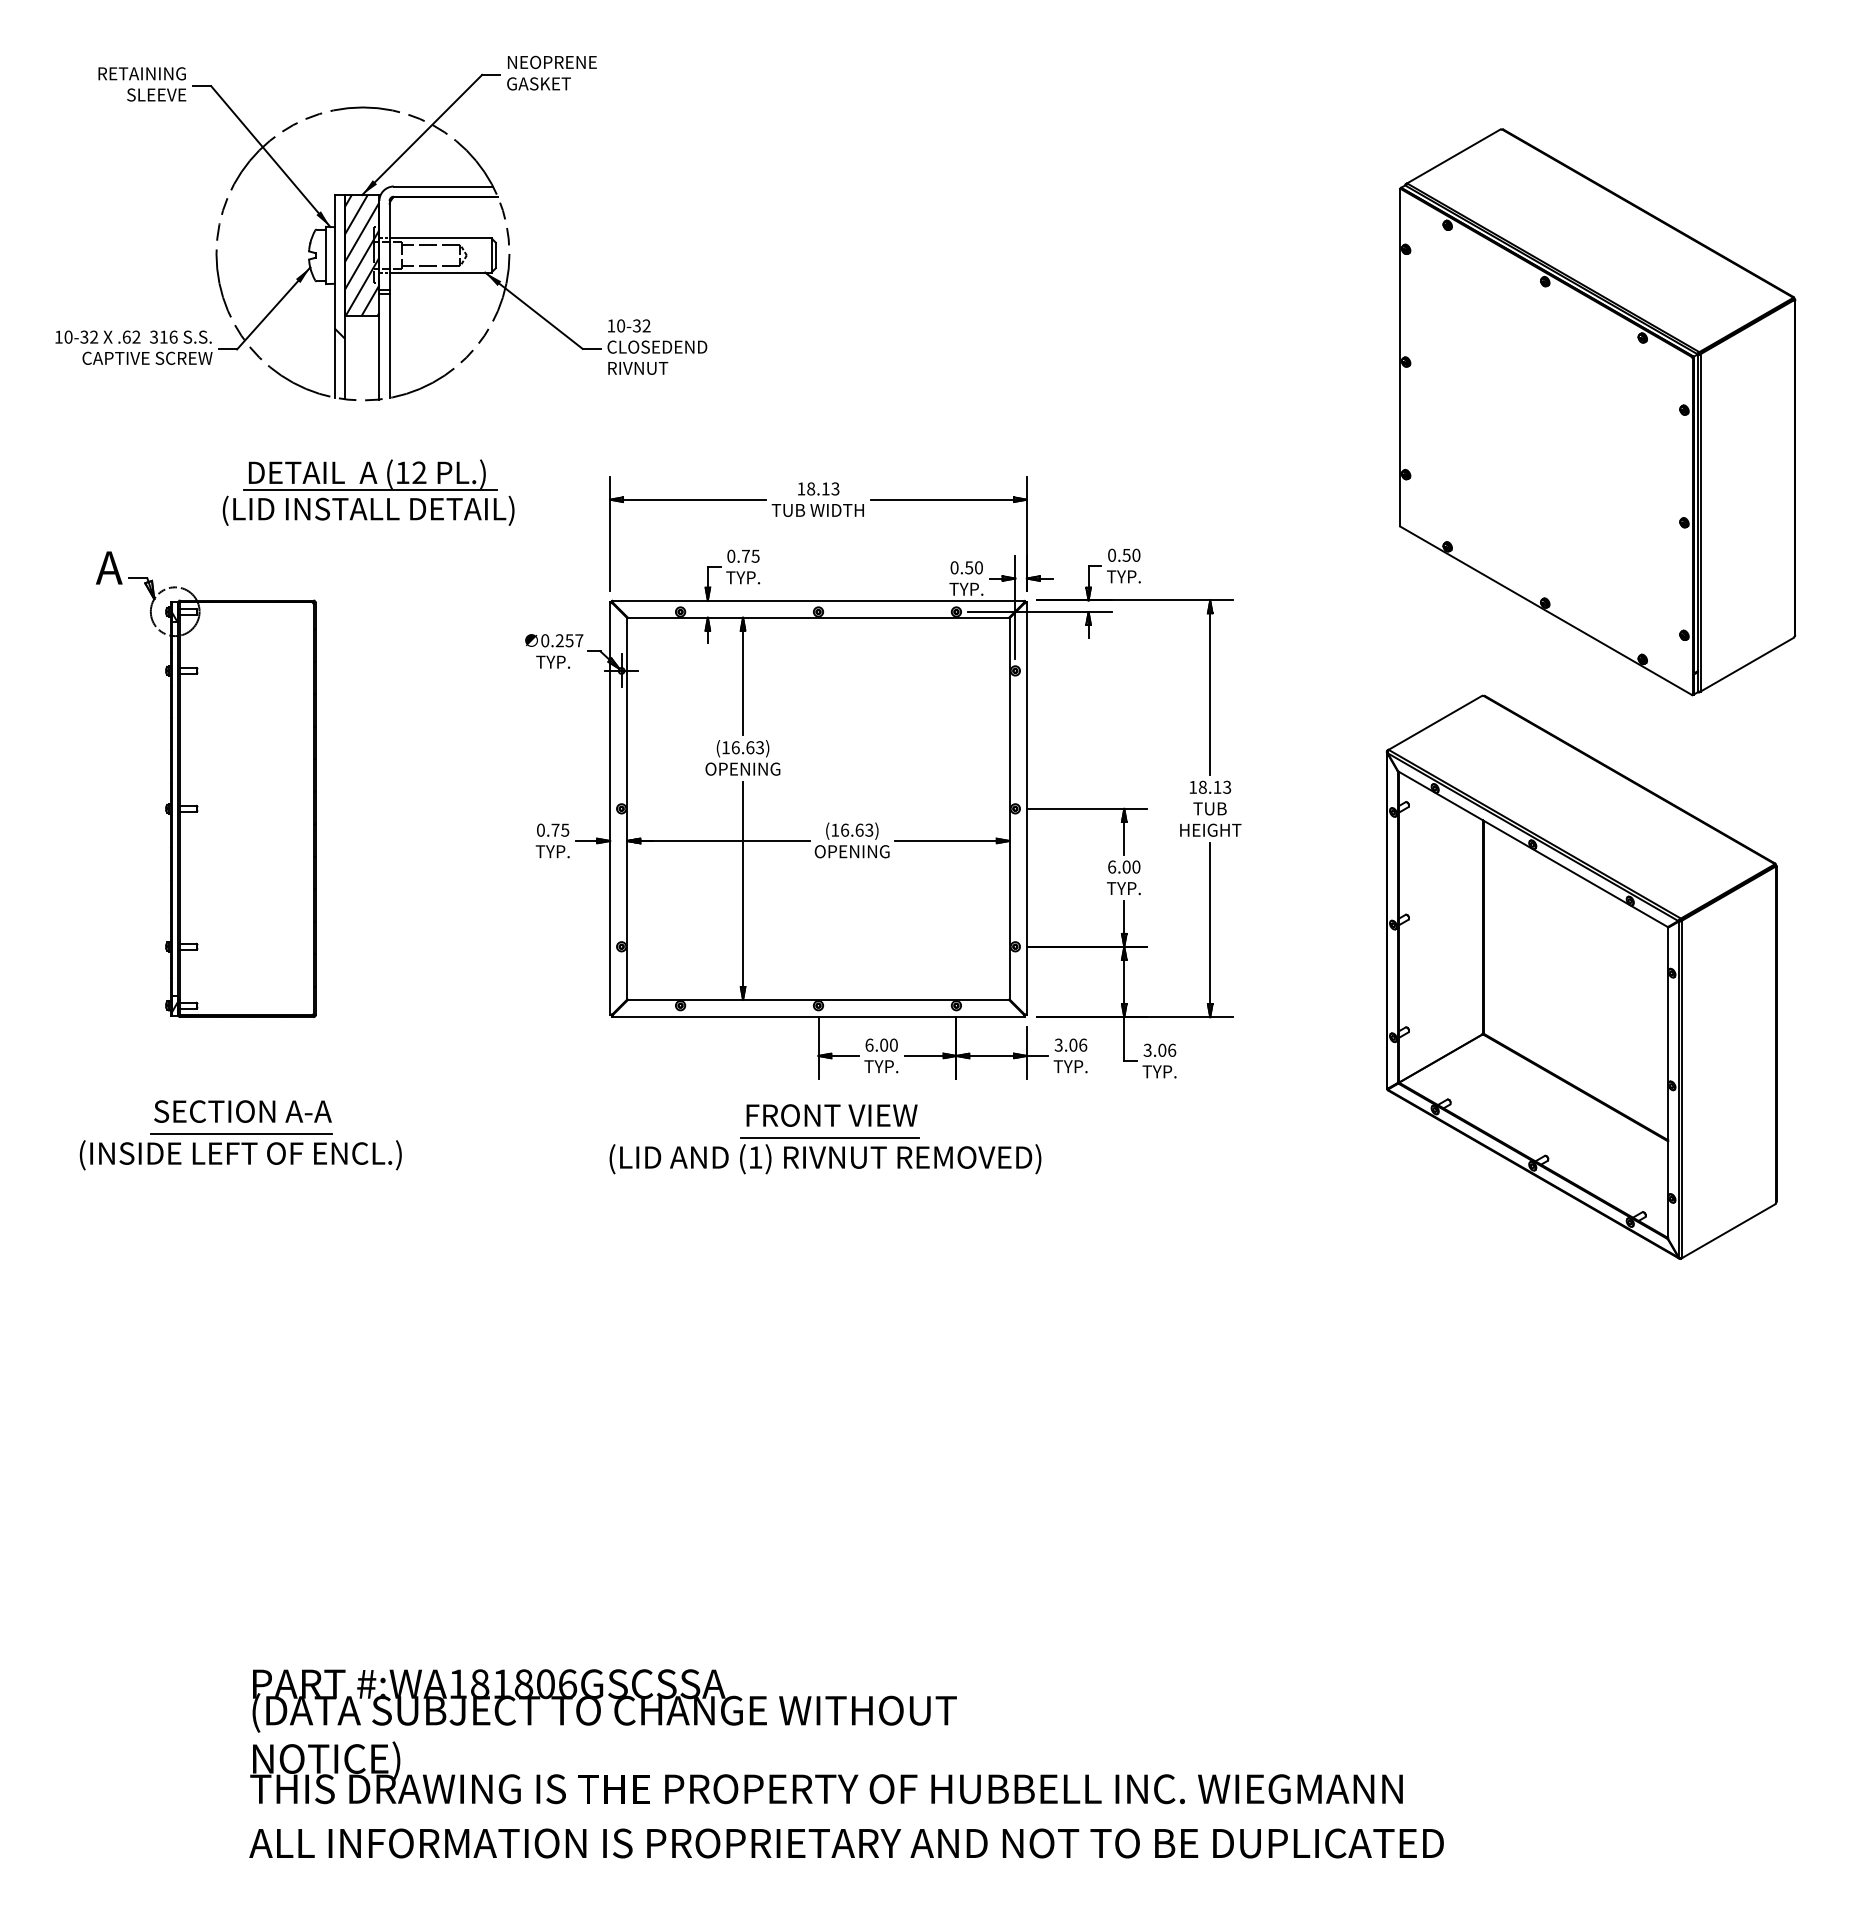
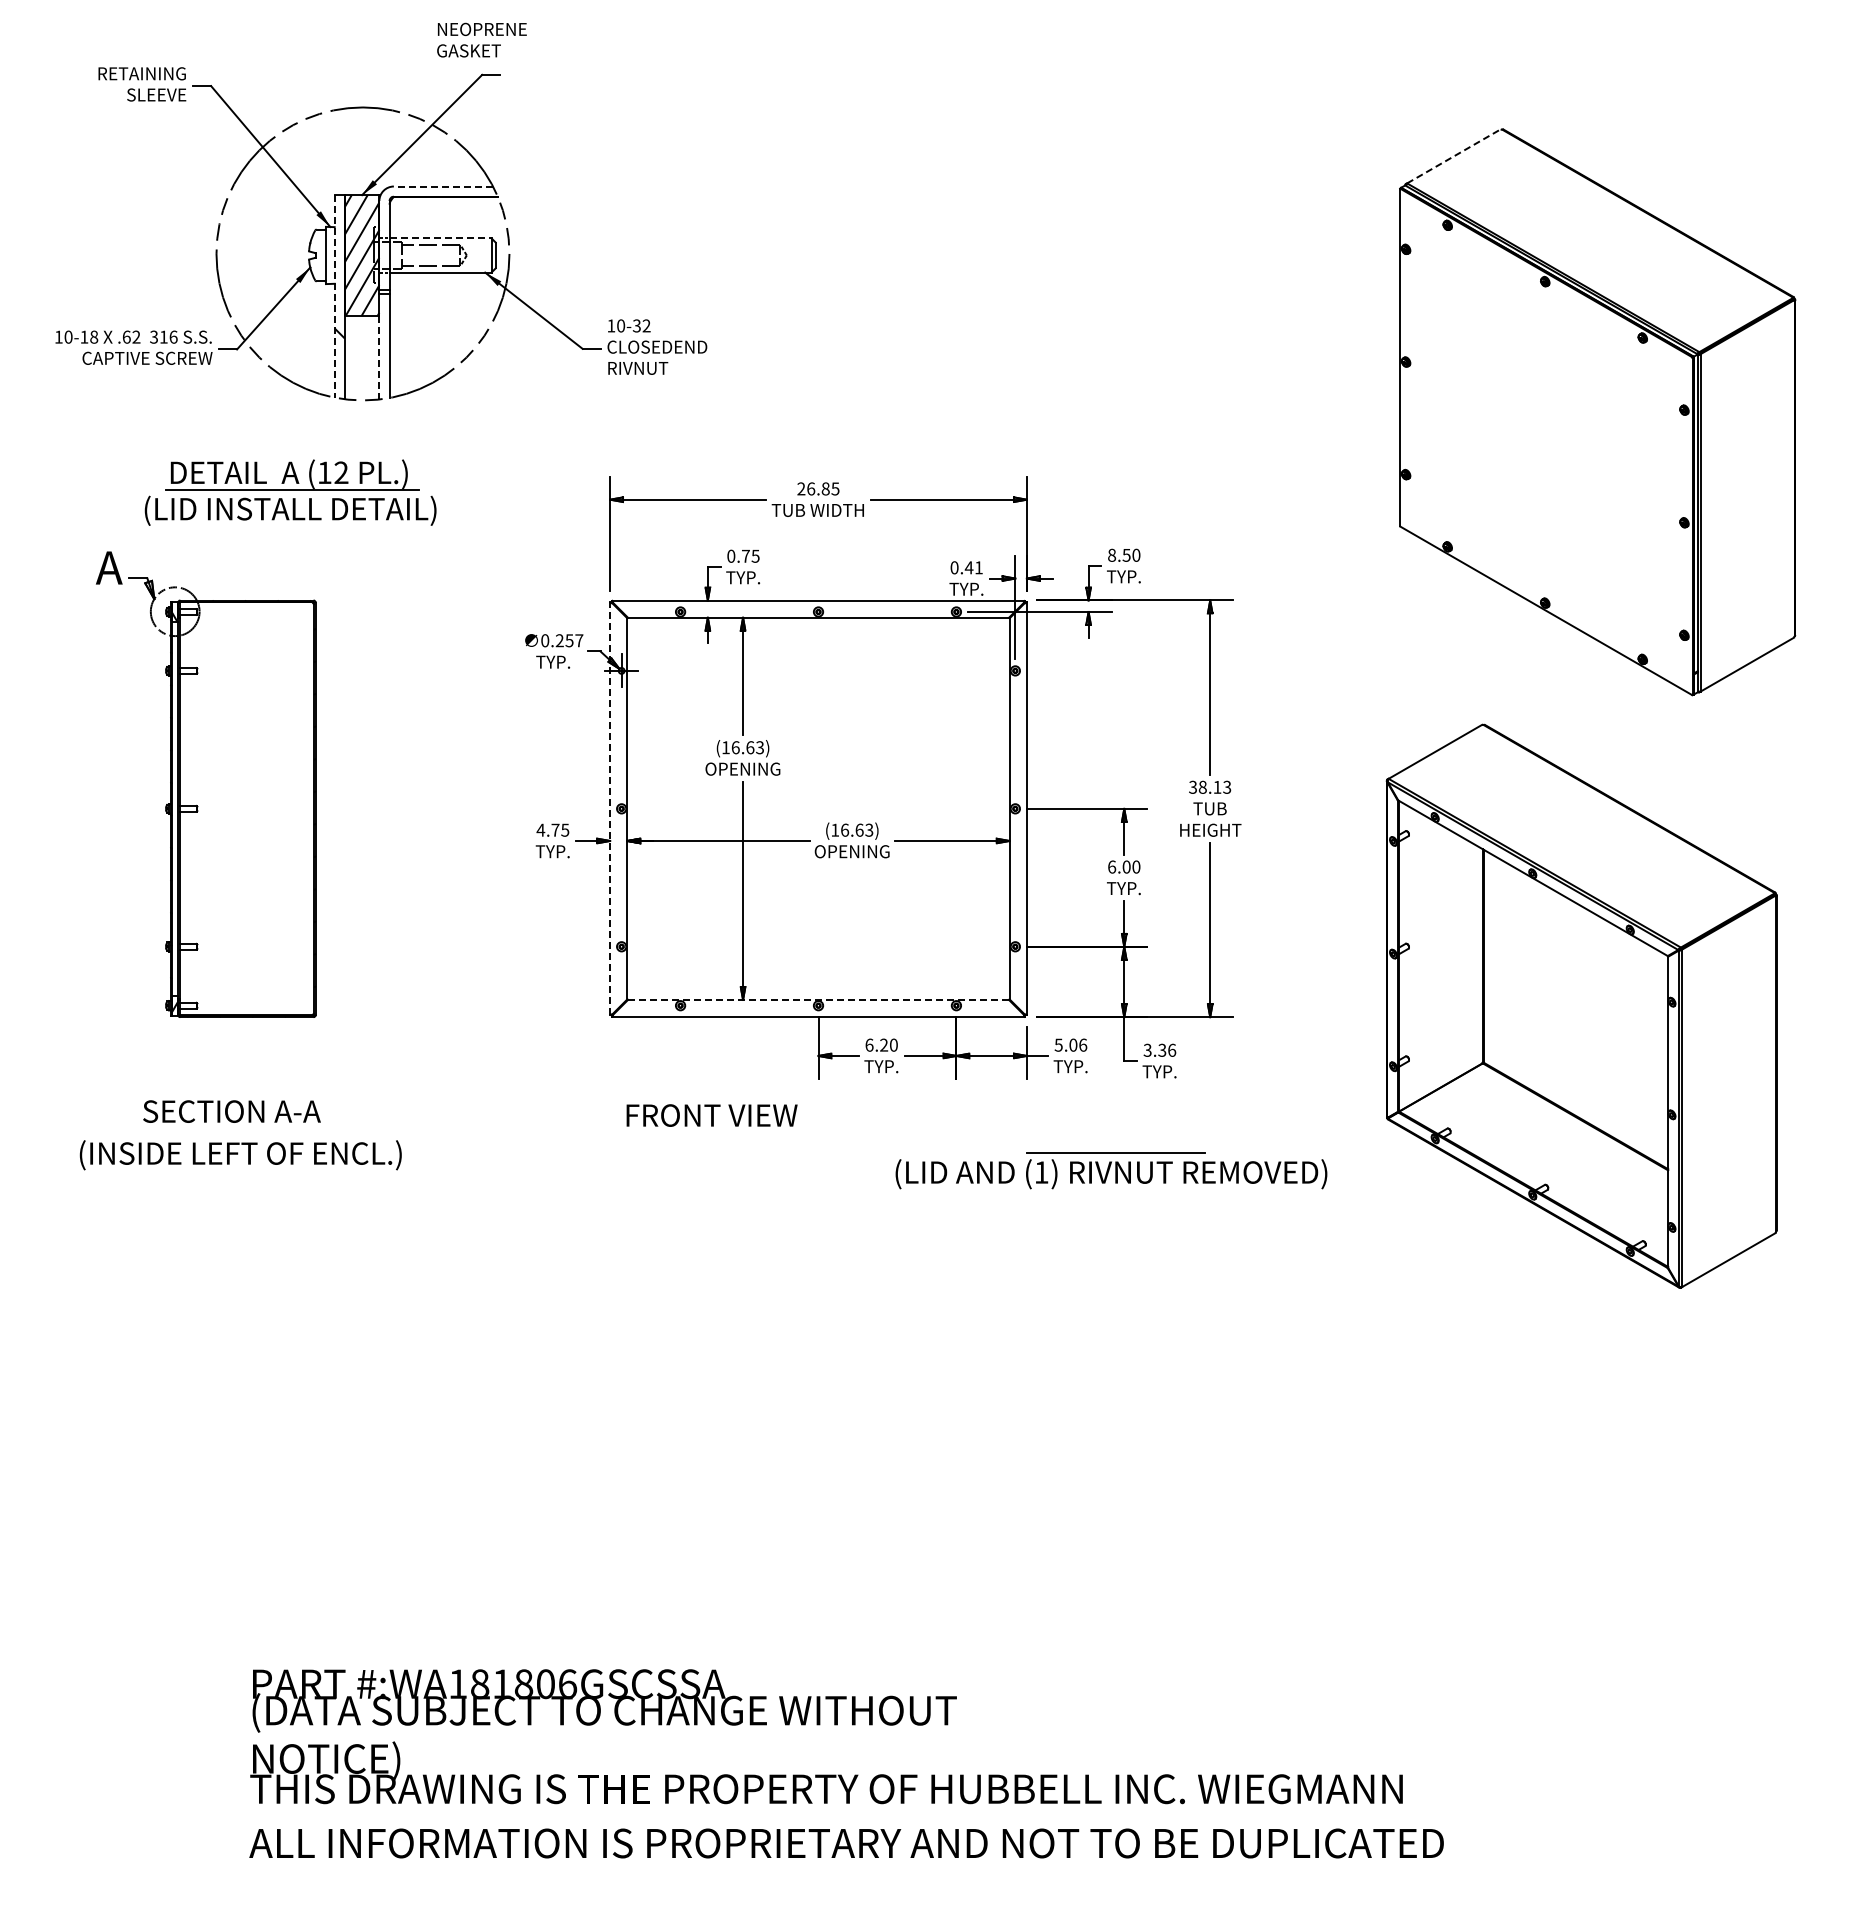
text position: (551, 72) -> (481, 39) (481, 39)
line: solid -> dashed (1453, 156)
line: solid -> dashed (443, 186)
line: solid -> dashed (440, 238)
line: solid -> dashed (334, 296)
text: 10-32 -> 10-18 (89, 336)
line: solid -> dashed (379, 357)
text: 18.13 -> 26.85 (818, 488)
part position: (368, 492) -> (290, 492) (290, 492)
text: 0.50 -> 8.50 (1112, 555)
text: 0.50 -> 0.41 (973, 567)
text: 18.13 -> 38.13 (1192, 786)
line: solid -> dashed (610, 808)
text: 0.75 -> 4.75 (540, 829)
part position: (1581, 976) -> (1581, 1005) (1581, 1005)
line: solid -> dashed (818, 999)
text: 6.00 -> 6.20 (884, 1044)
text: 3.06 -> 5.06 (1058, 1044)
text: 3.06 -> 3.36 (1162, 1050)
text position: (242, 1111) -> (231, 1111) (231, 1111)
text position: (831, 1115) -> (711, 1115) (711, 1115)
line: present -> none (241, 1134)
part position: (825, 1155) -> (1111, 1170) (1111, 1170)
